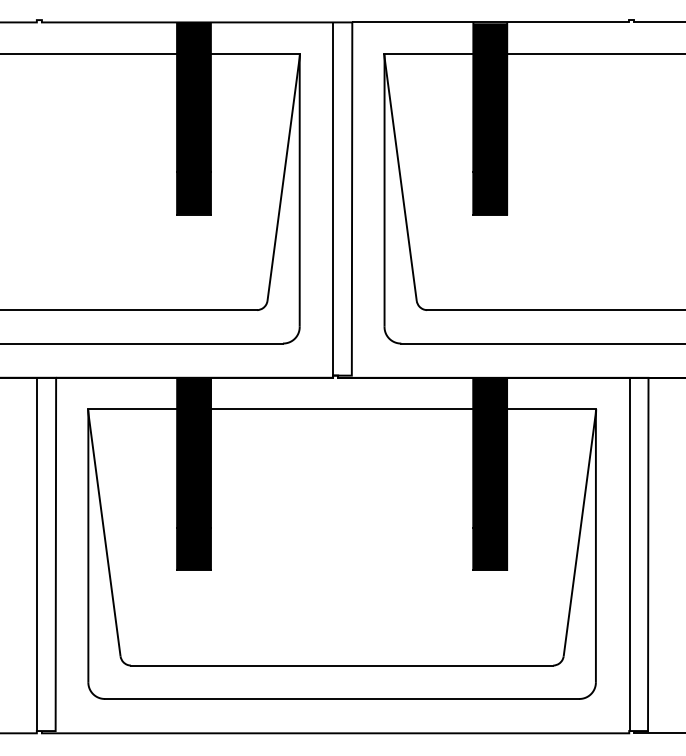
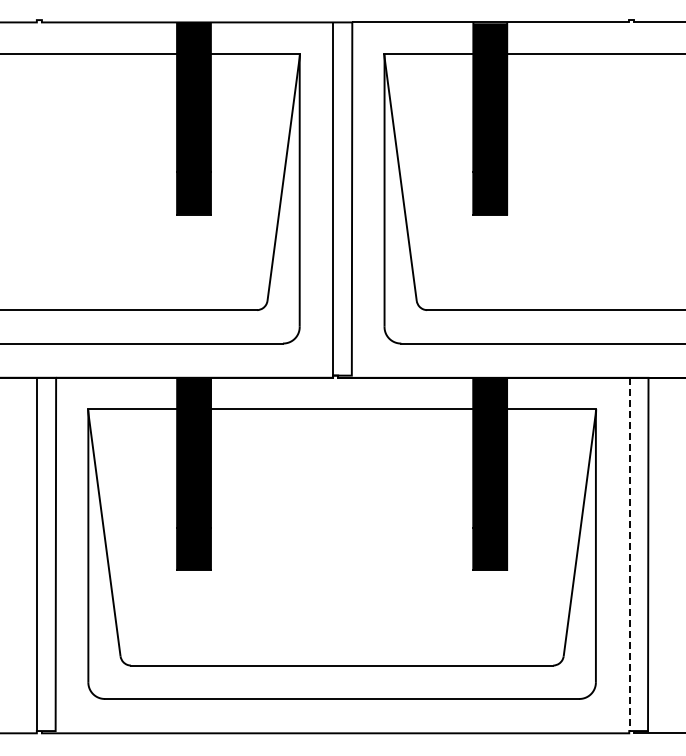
line: solid -> dashed (629, 554)
